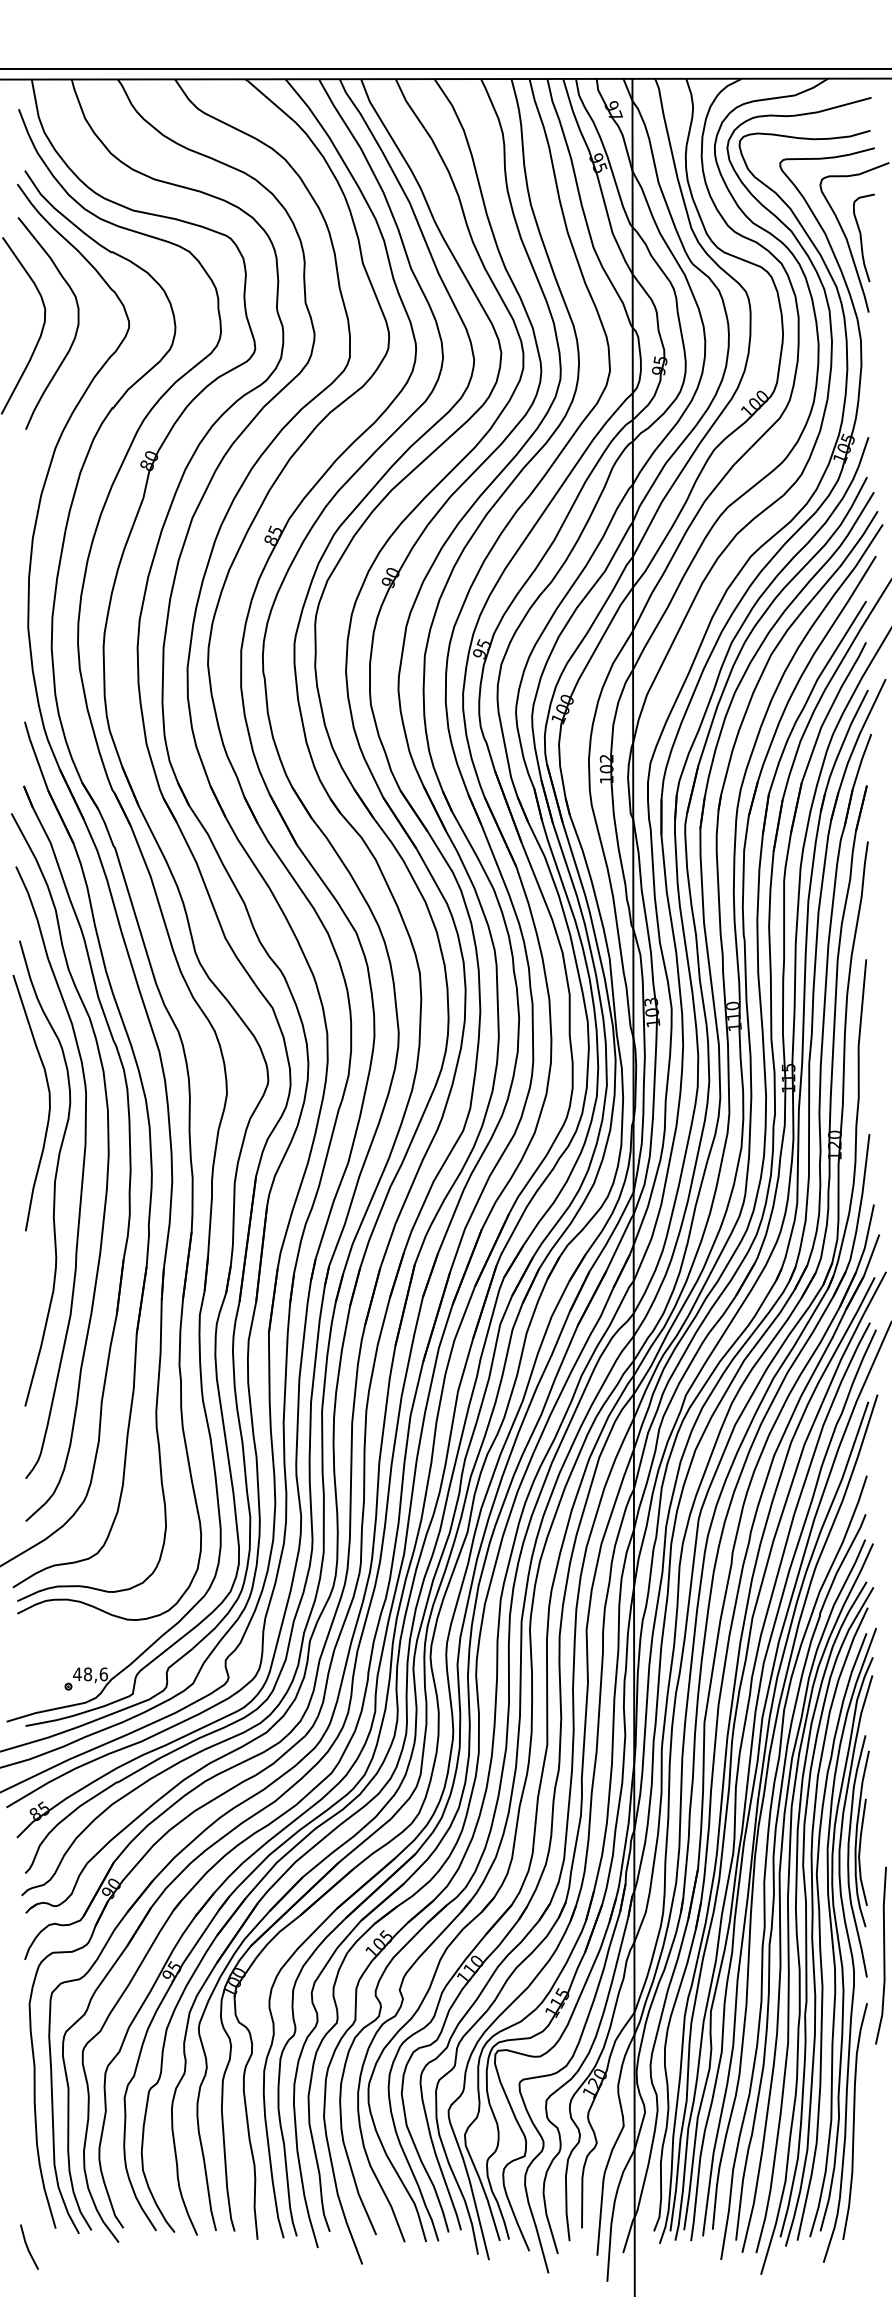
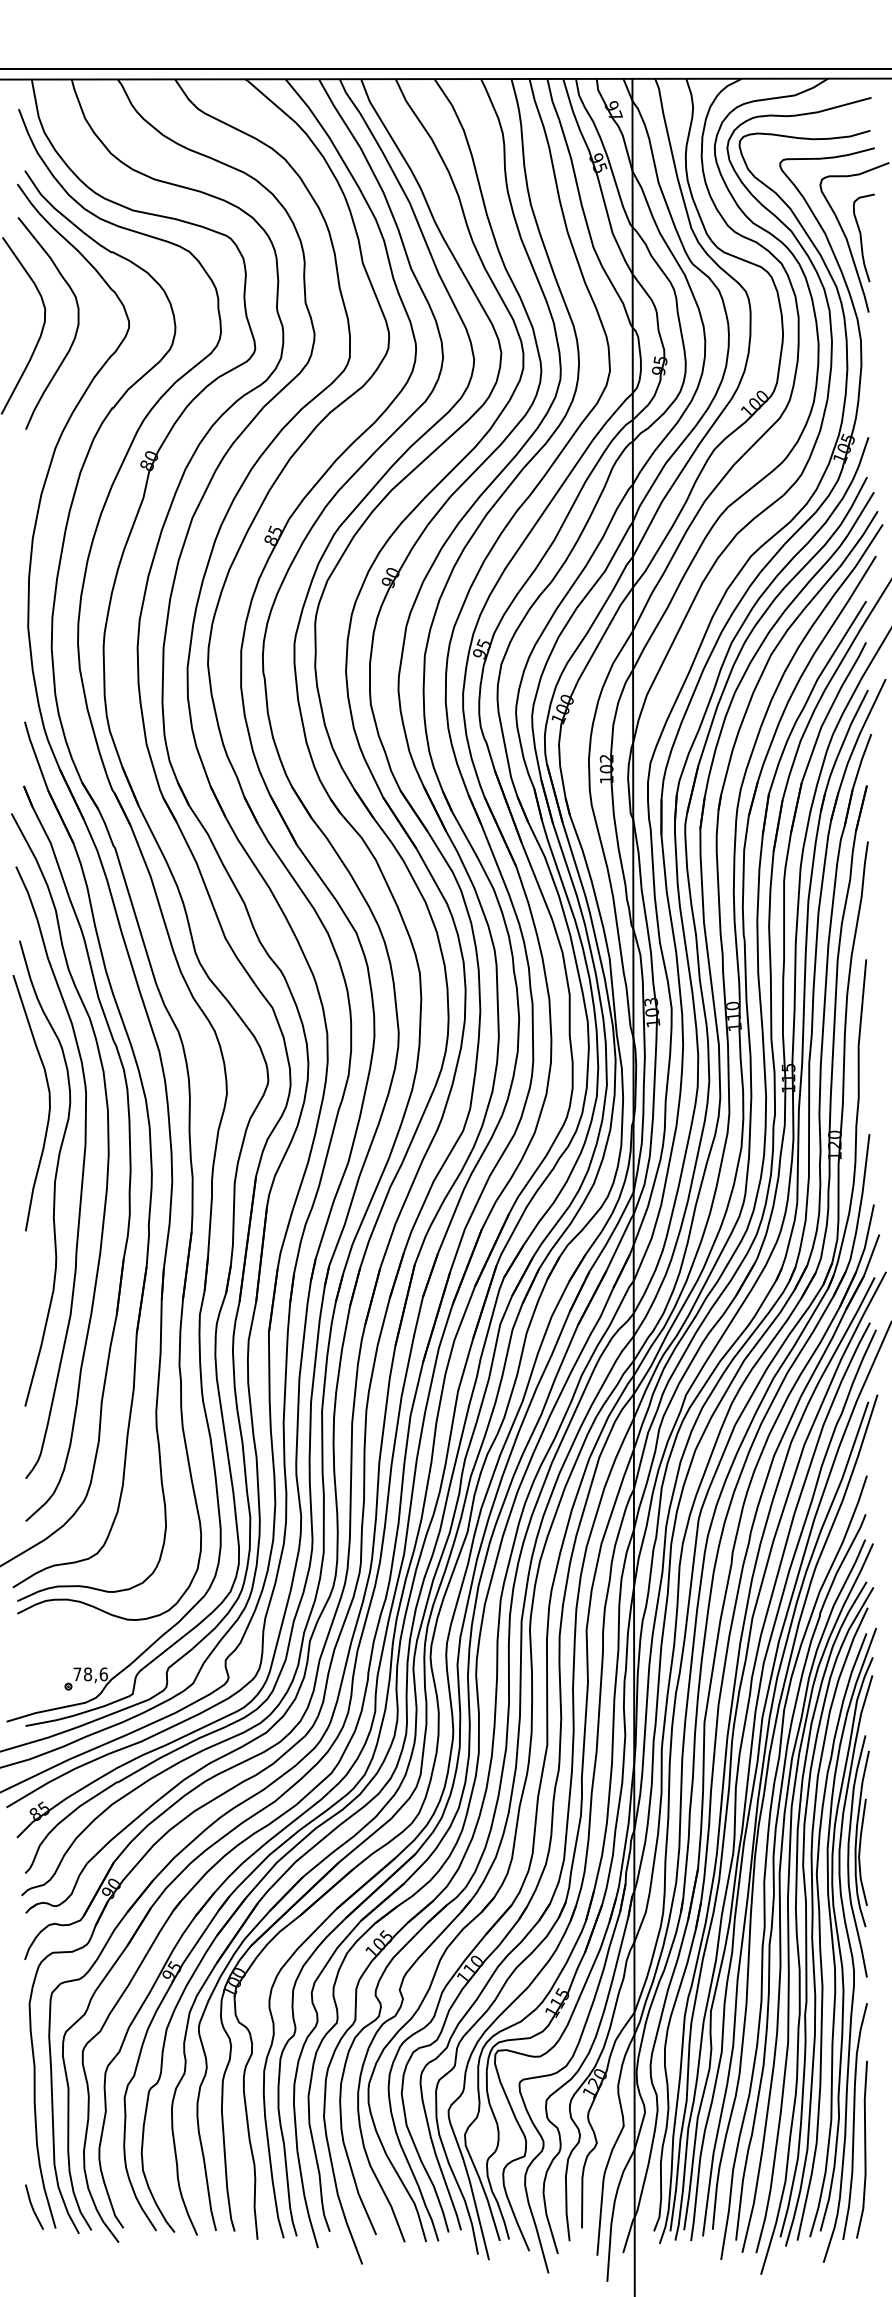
text: 48,6 -> 78,6 (77, 1674)
line position: (883, 1955) -> (864, 2149) (864, 2149)
line position: (28, 2247) -> (33, 2207) (33, 2207)
